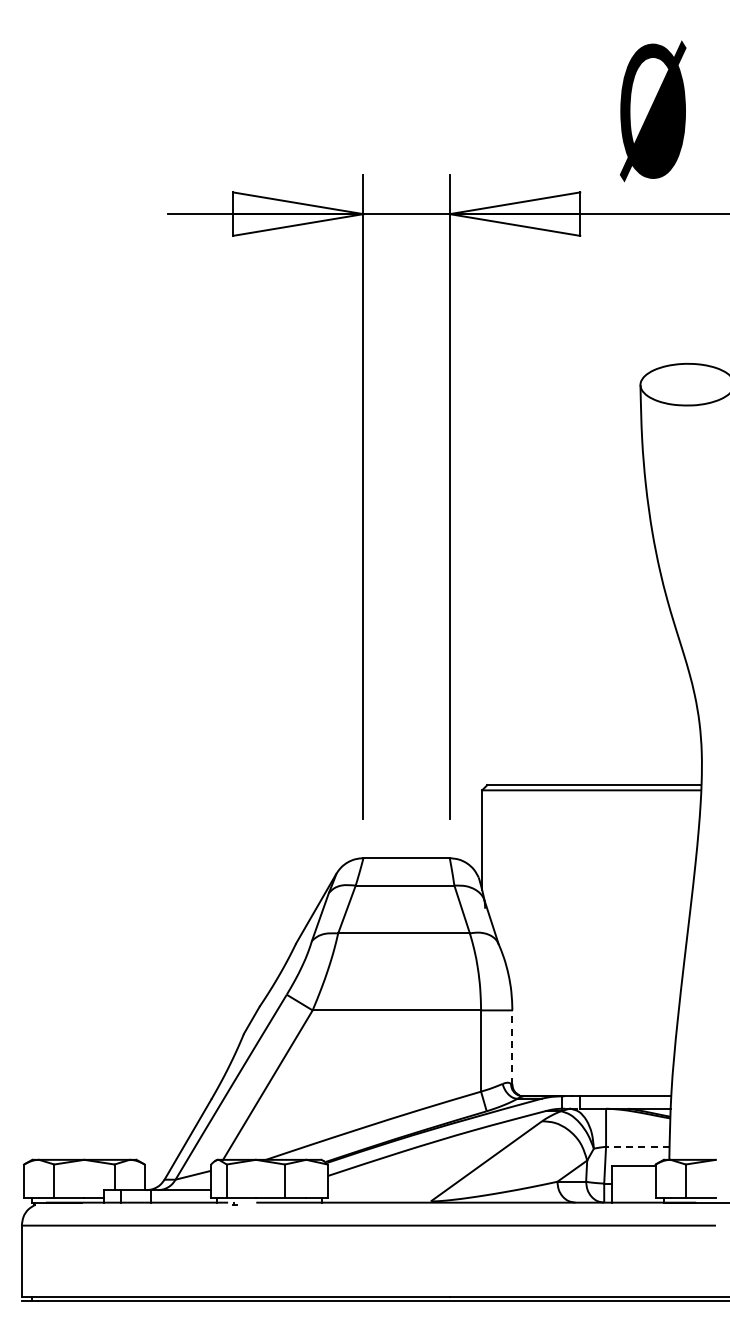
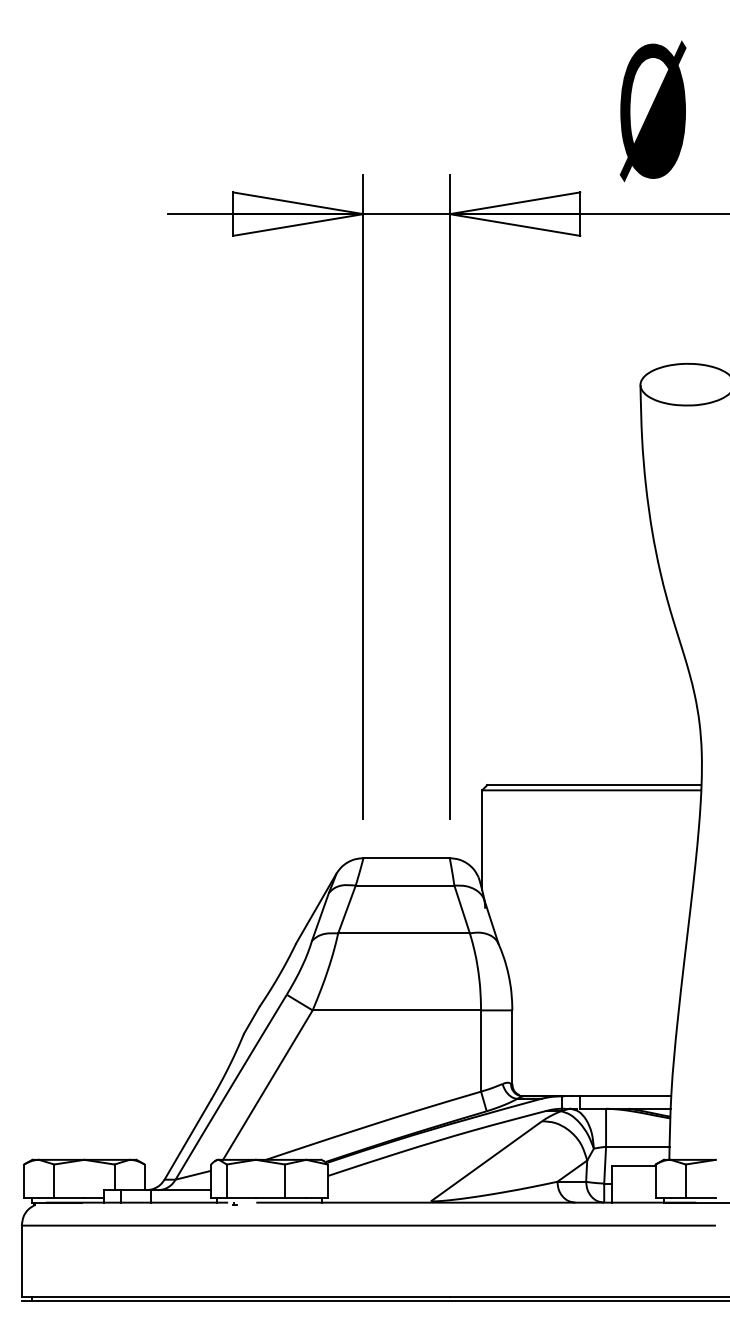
line: dashed -> solid (512, 1046)
line: dashed -> solid (637, 1146)
